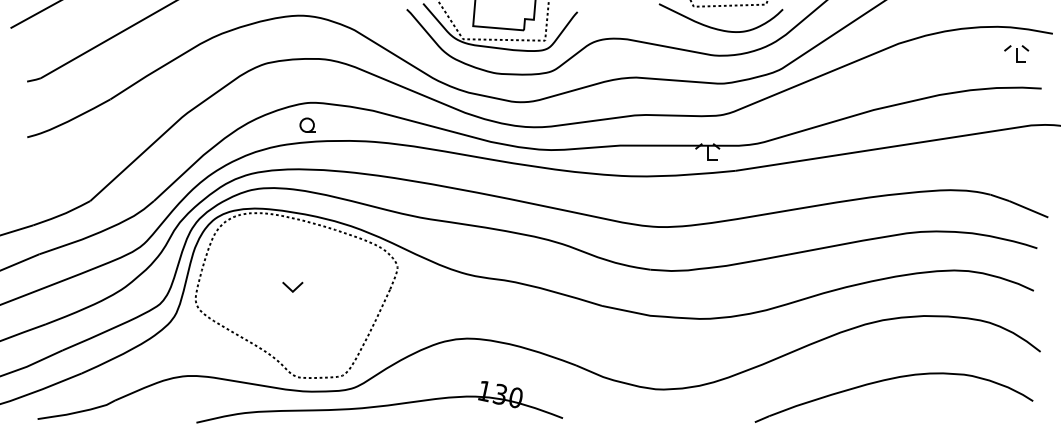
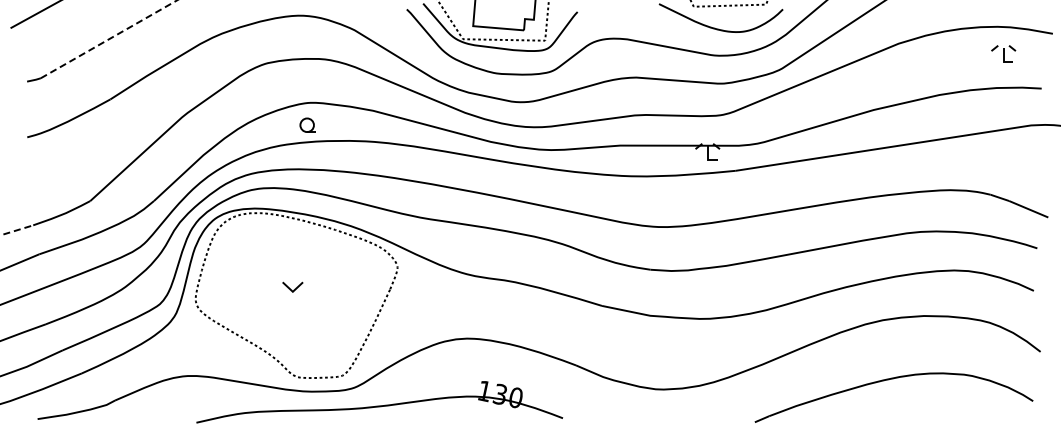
line: solid -> dashed (109, 39)
part position: (1016, 53) -> (1003, 53) (1003, 53)
line: solid -> dashed (17, 230)
